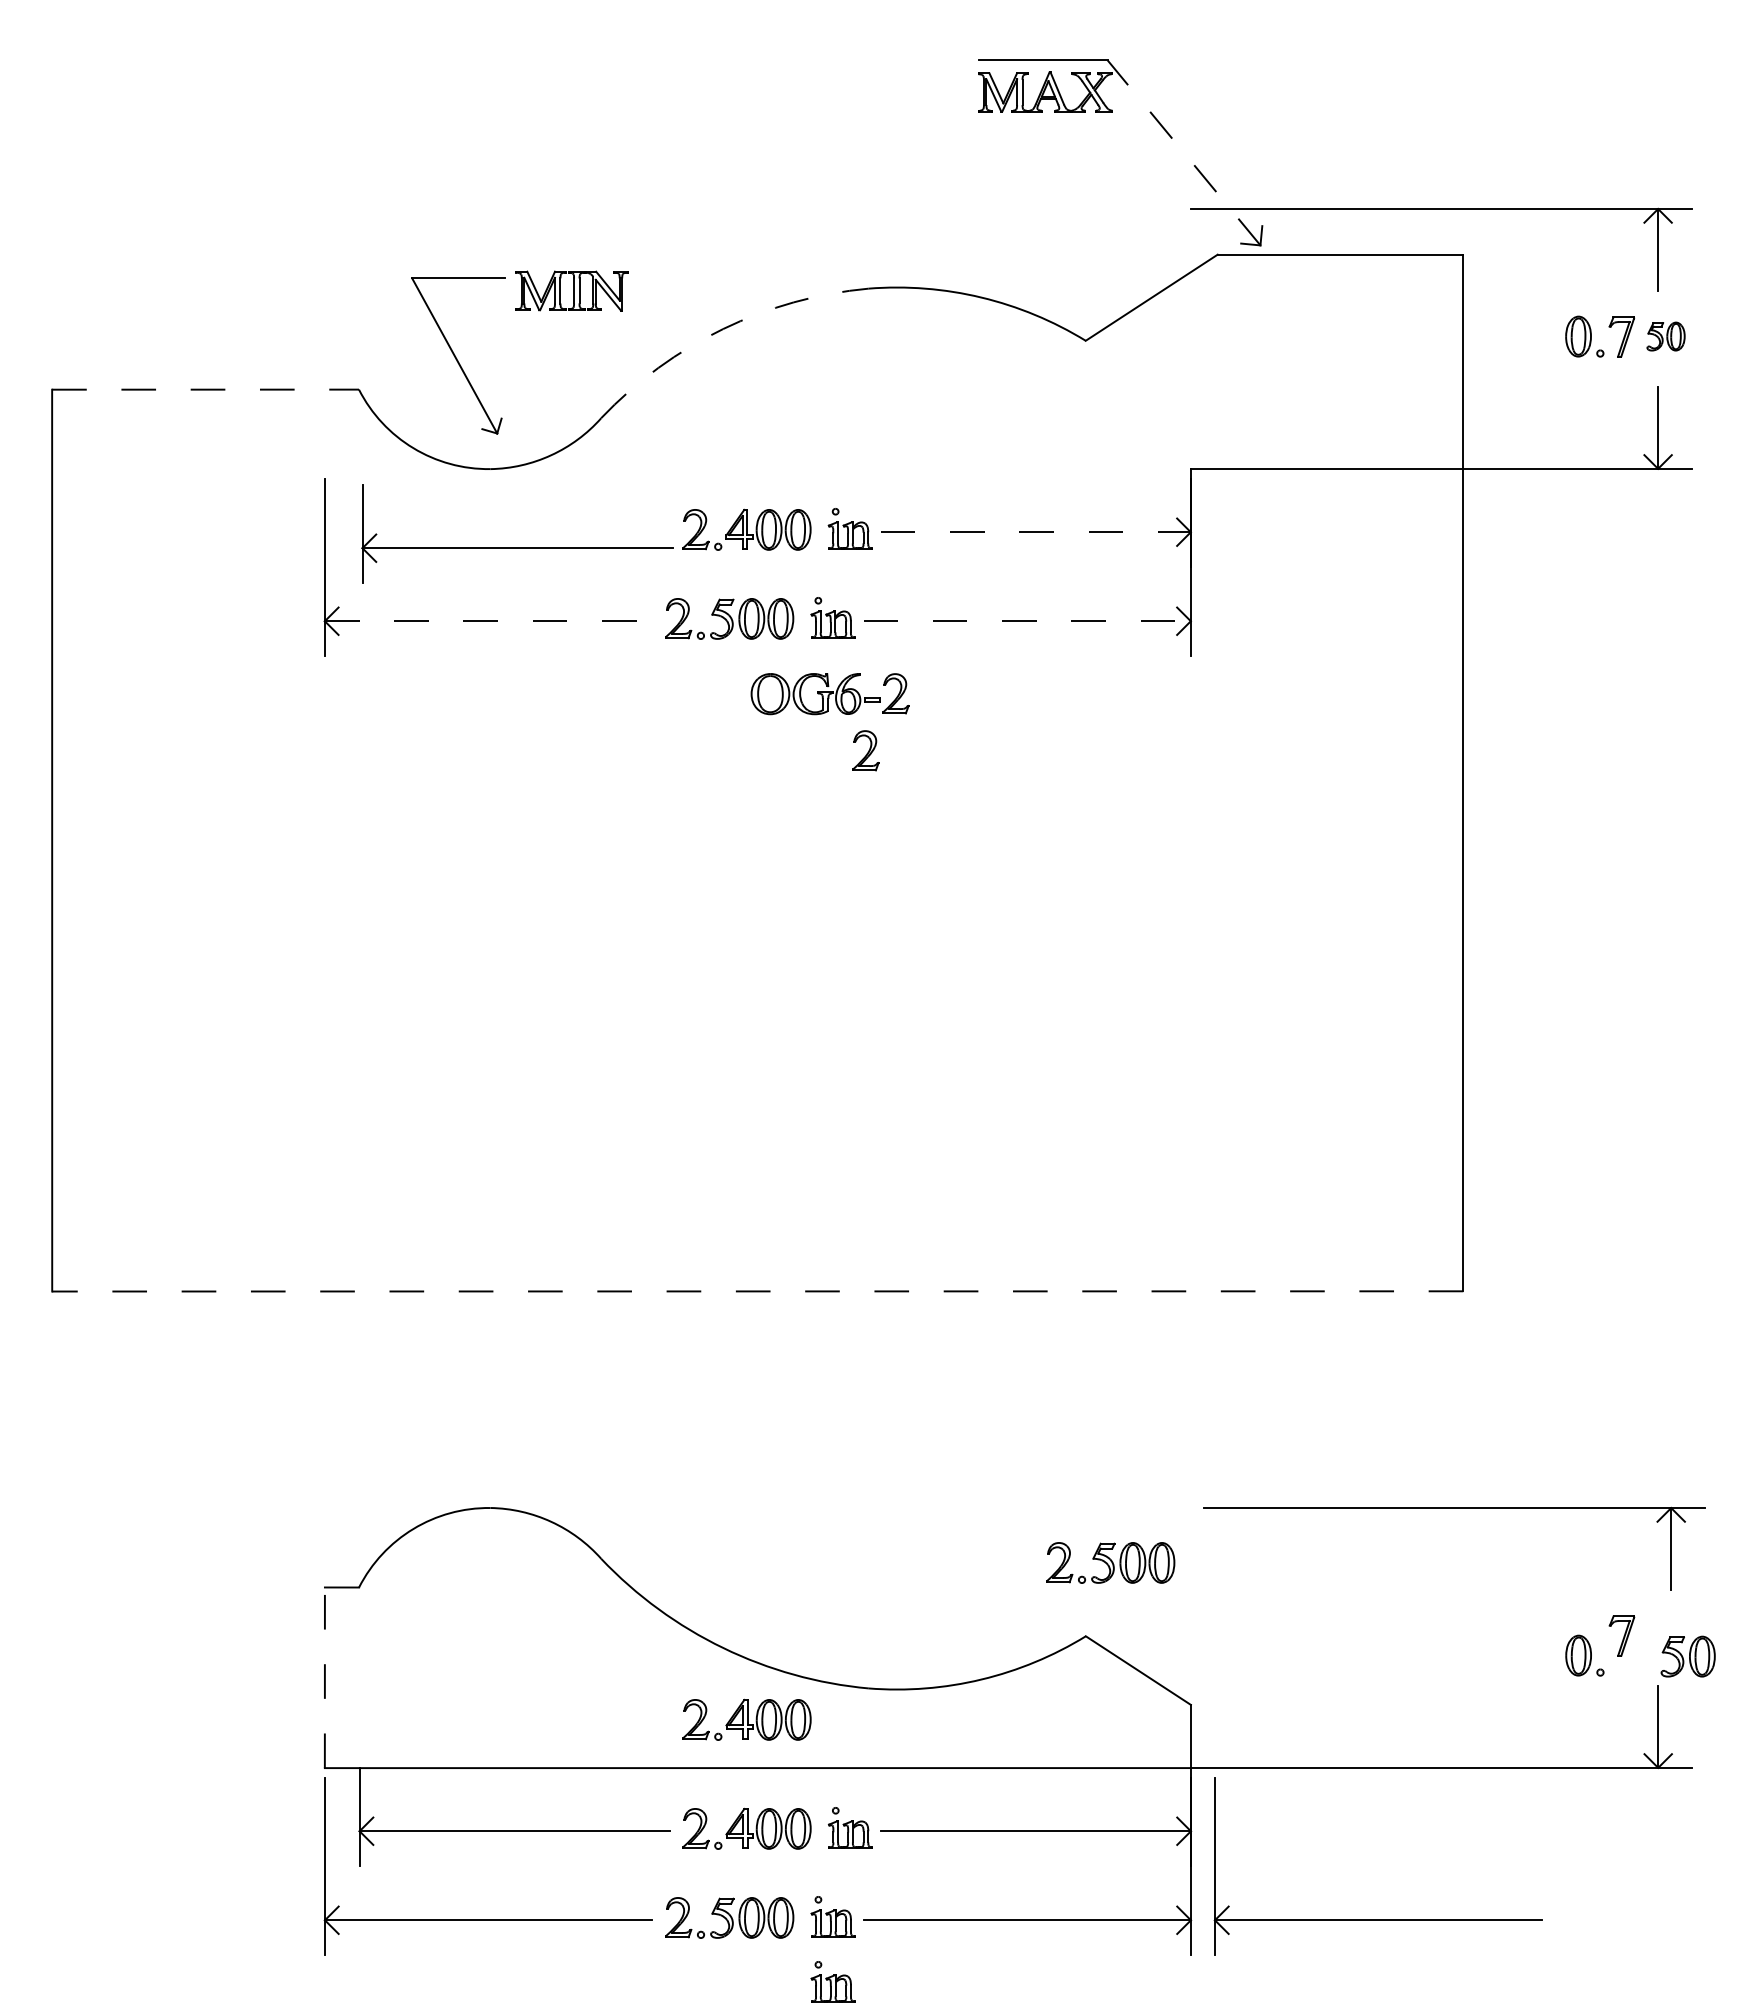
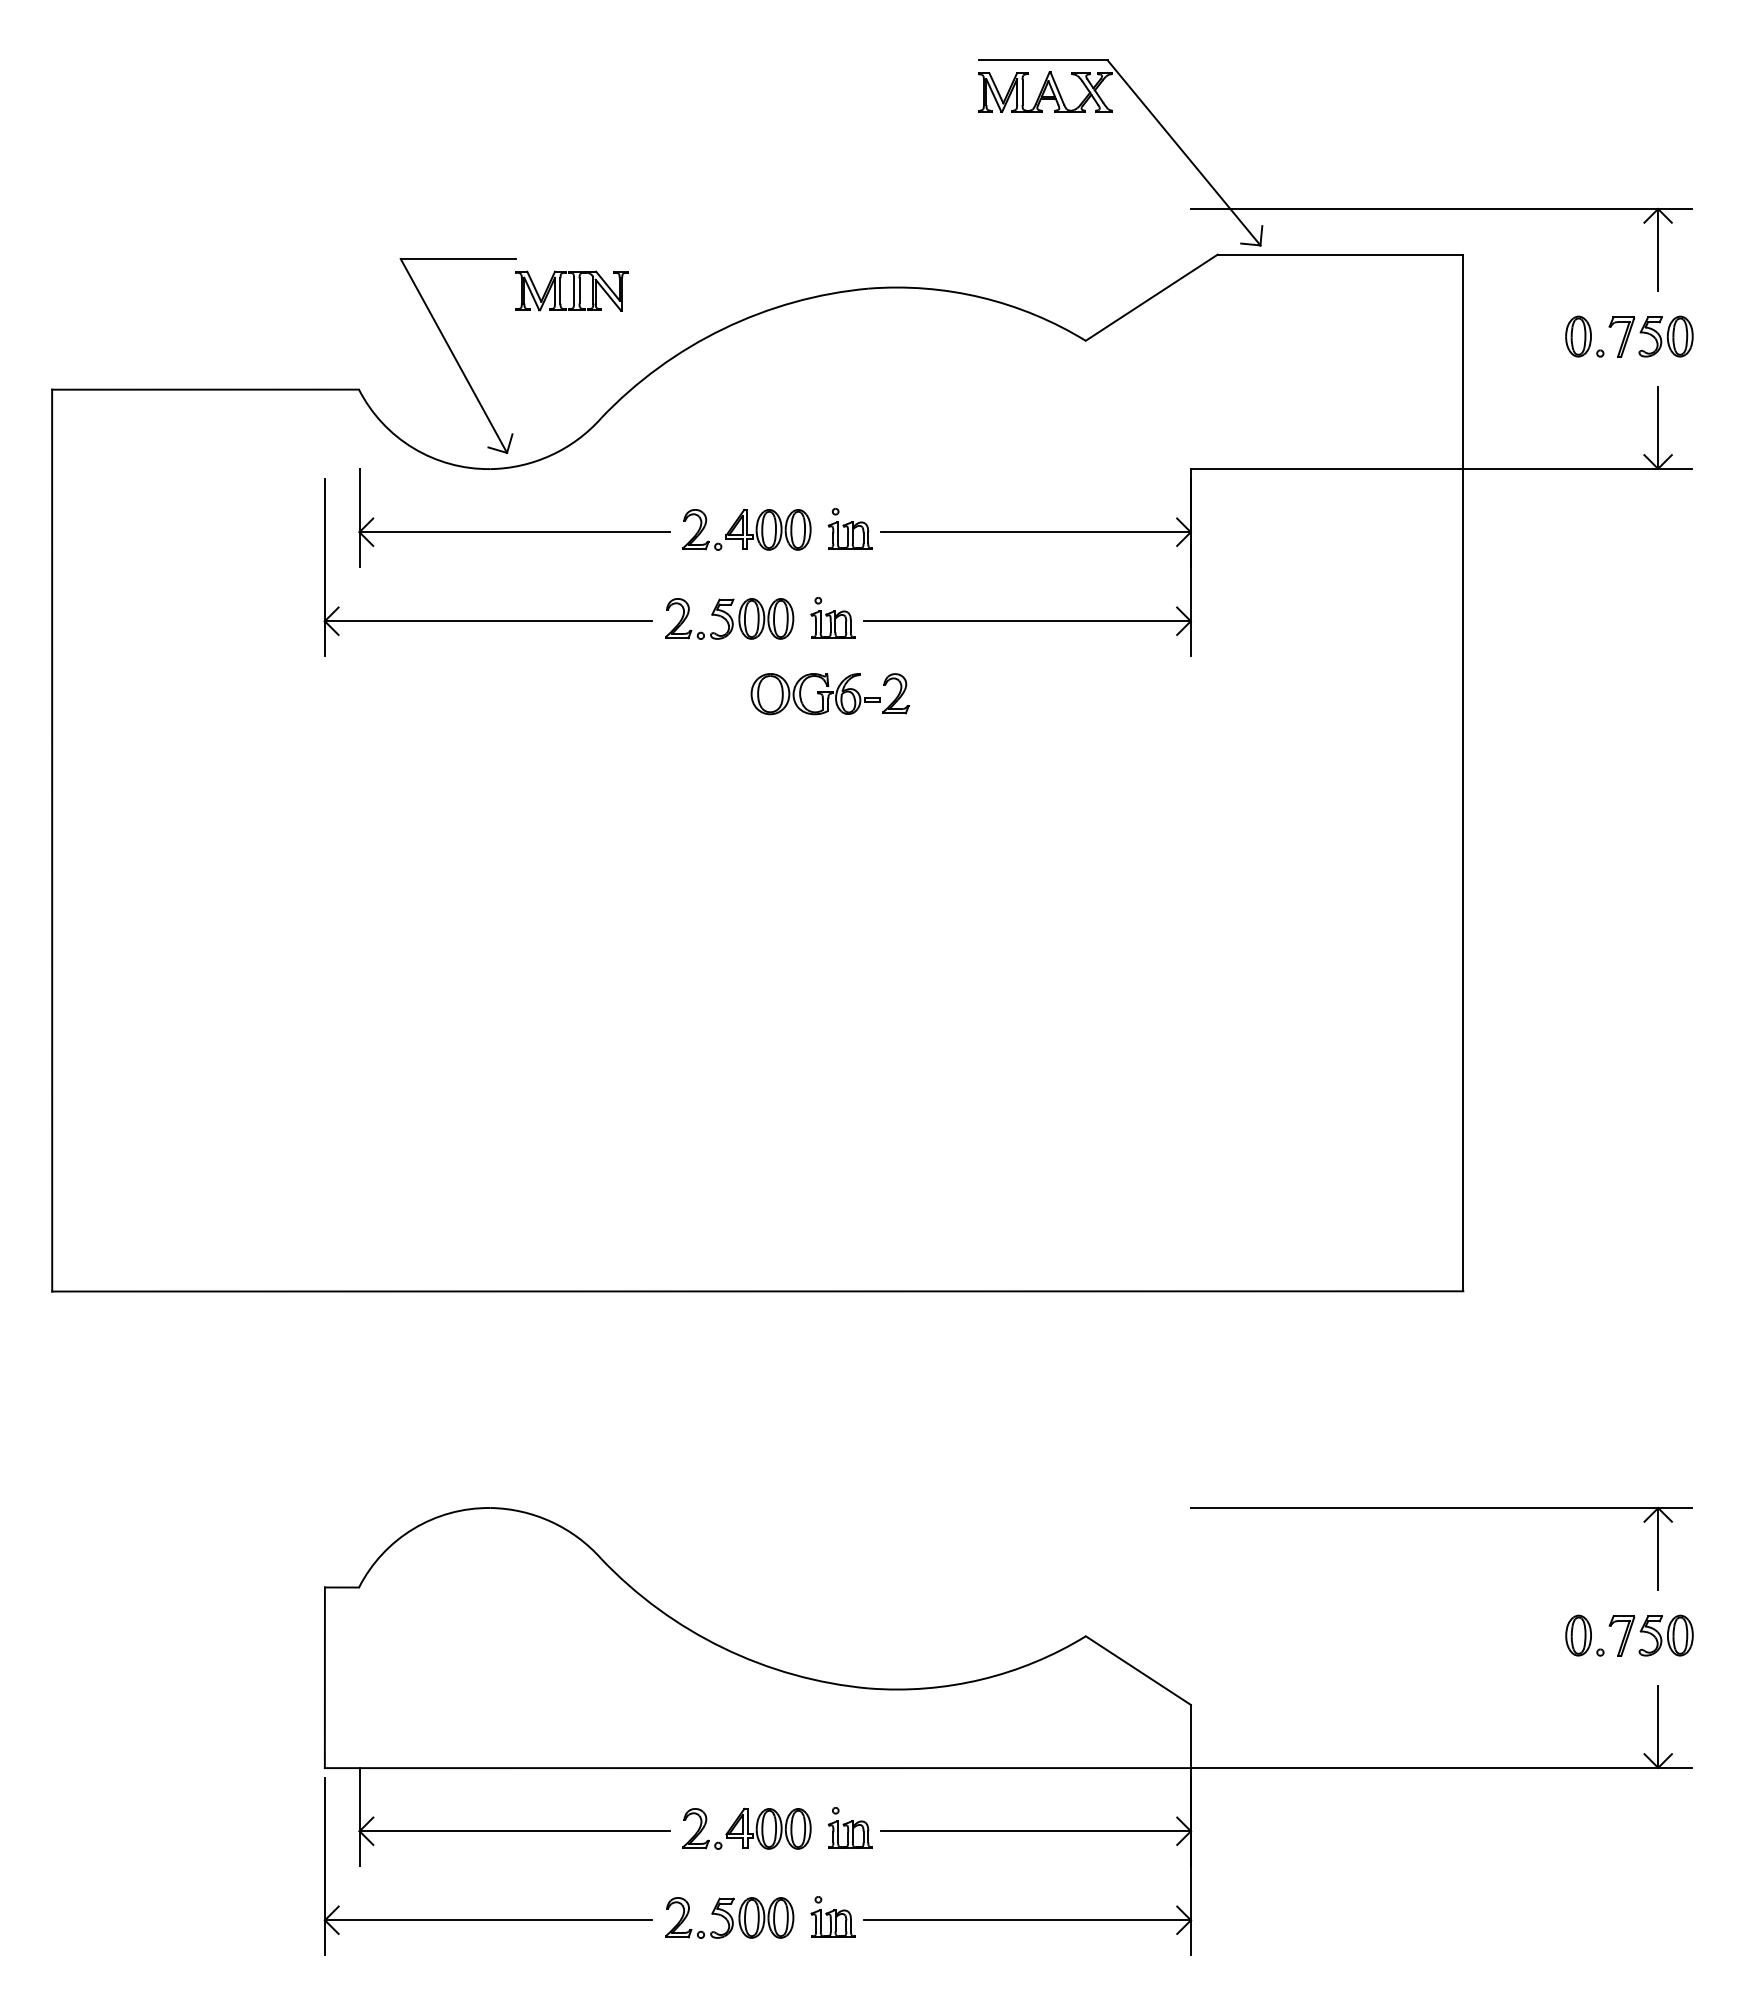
line: dashed -> solid (1184, 152)
arc: dashed -> solid (723, 329)
part size: 40x31 px -> 56x43 px (1665, 336)
part size: 95x158 px -> 118x196 px (457, 355)
line: dashed -> solid (206, 389)
line: dashed -> solid (1036, 532)
part position: (517, 547) -> (514, 531) (514, 531)
line: dashed -> solid (488, 621)
line: dashed -> solid (1027, 621)
part: present -> none (865, 750)
line: dashed -> solid (757, 1291)
part position: (1454, 1508) -> (1441, 1508) (1441, 1508)
part: present -> none (1110, 1562)
part position: (1584, 1655) -> (1584, 1635) (1584, 1635)
part position: (1687, 1656) -> (1665, 1635) (1665, 1635)
line: dashed -> solid (324, 1677)
part: present -> none (746, 1719)
part: present -> none (1377, 1919)
part: present -> none (832, 1981)
